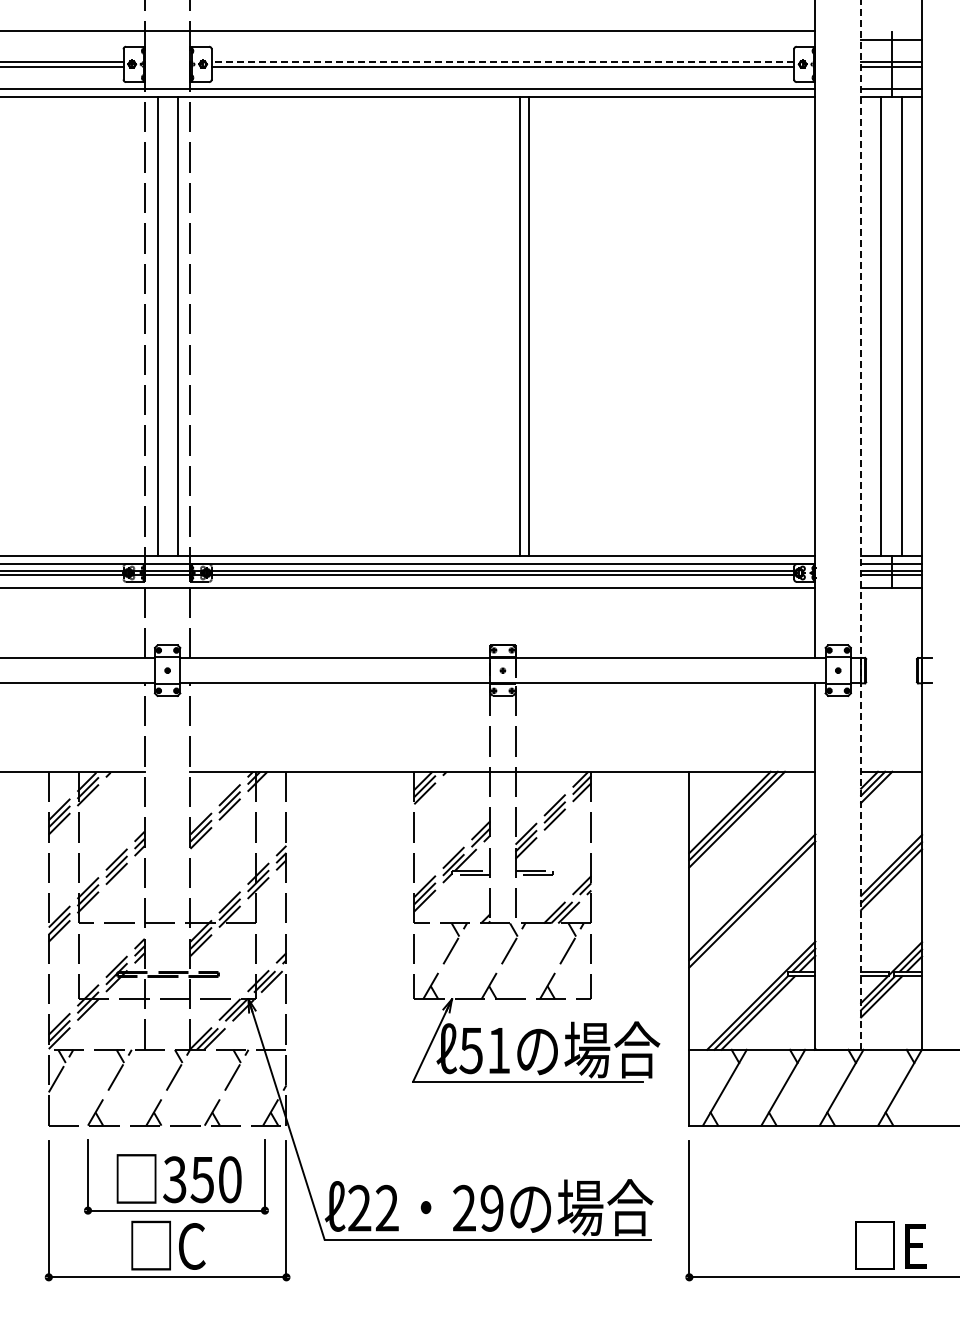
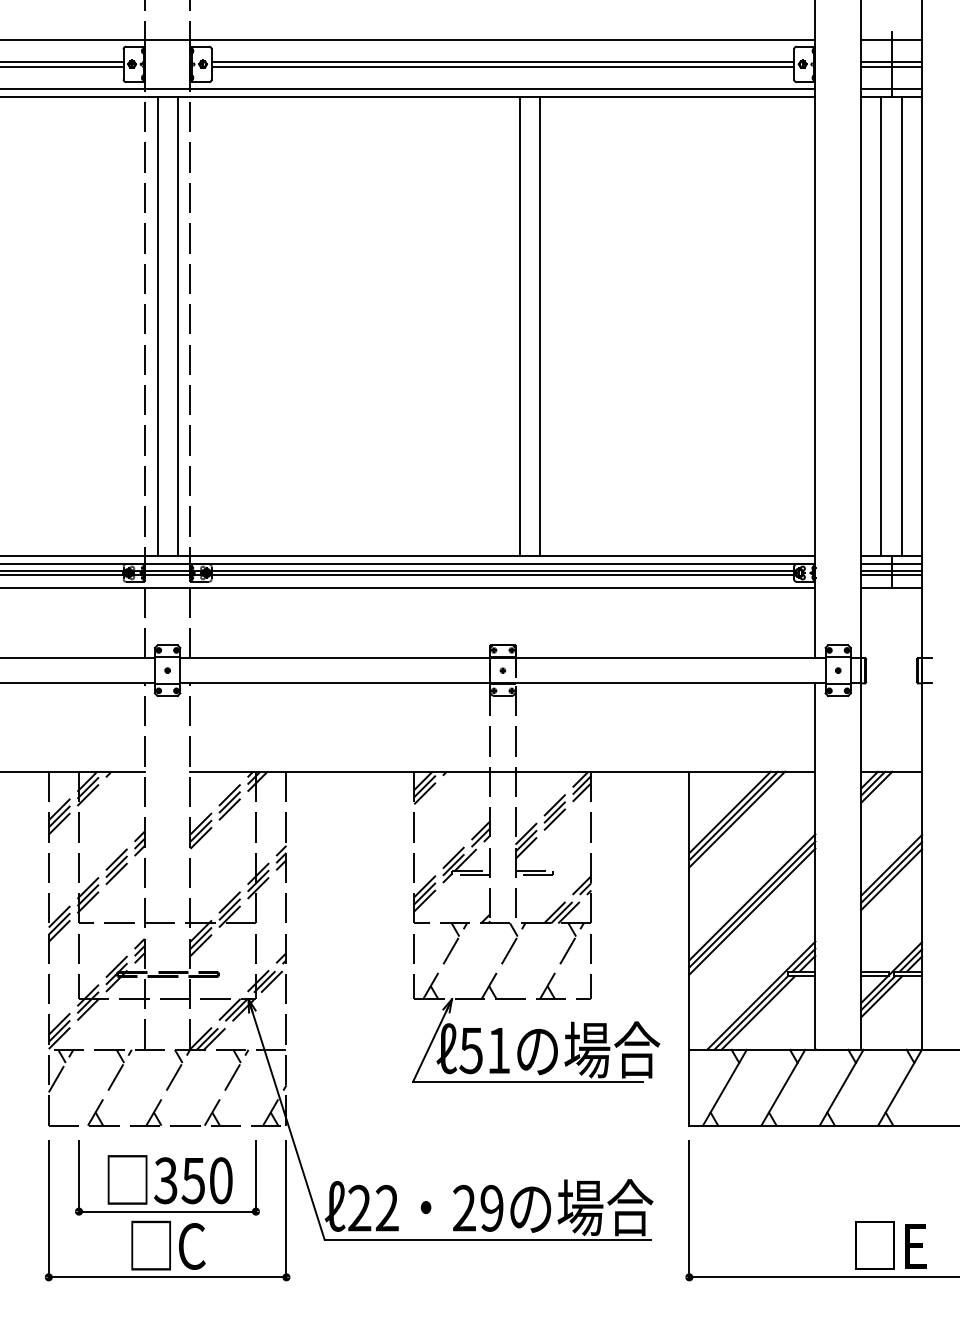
line position: (408, 30) -> (408, 39) (408, 39)
line: dashed -> solid (502, 62)
line position: (528, 326) -> (539, 326) (539, 326)
line: dashed -> solid (861, 524)
line: none -> present (752, 911)
part position: (176, 1176) -> (167, 1177) (167, 1177)
